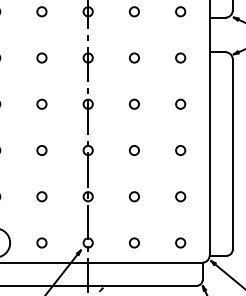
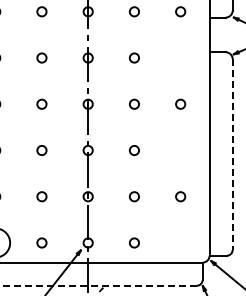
circle: present -> none (180, 57)
circle: present -> none (180, 150)
line: solid -> dashed (232, 155)
circle: present -> none (180, 242)
line: solid -> dashed (98, 285)
